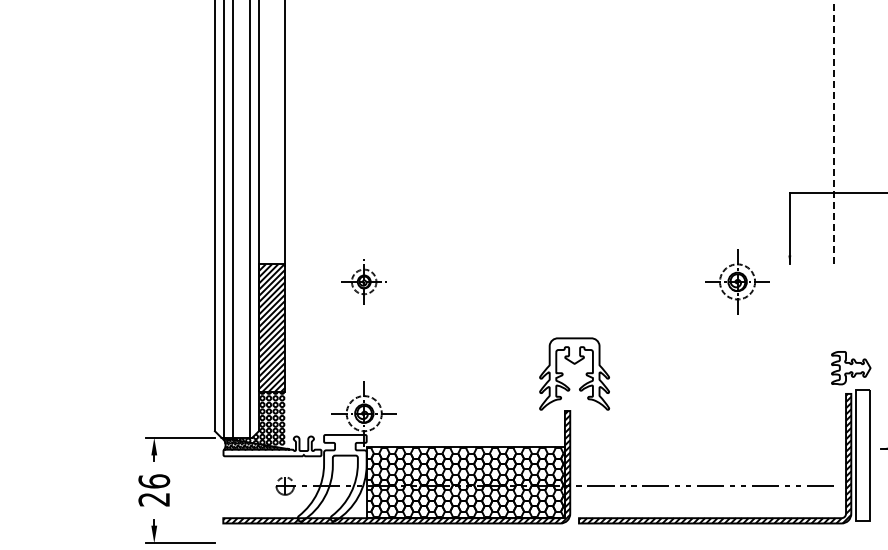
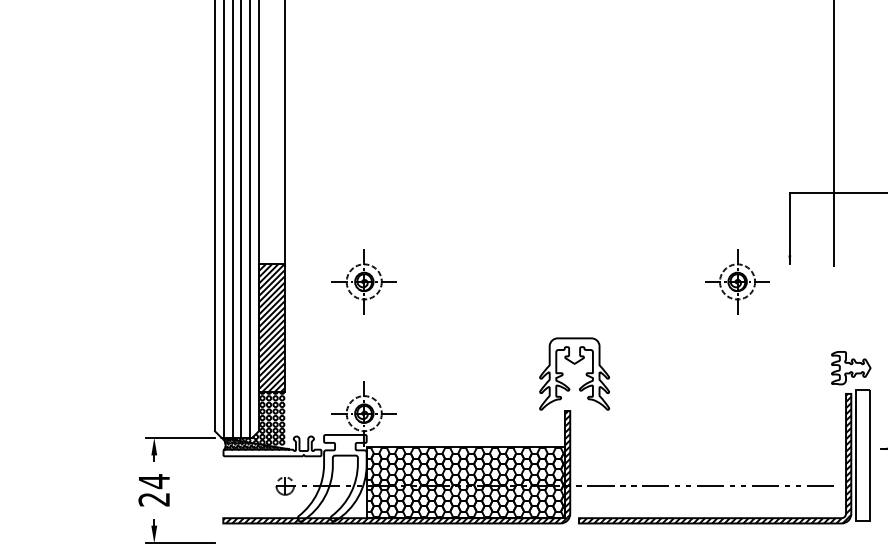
line: dashed -> solid (834, 133)
line: none -> present (241, 219)
part size: 46x46 px -> 66x66 px (363, 281)
text: 26 -> 24 (154, 481)
